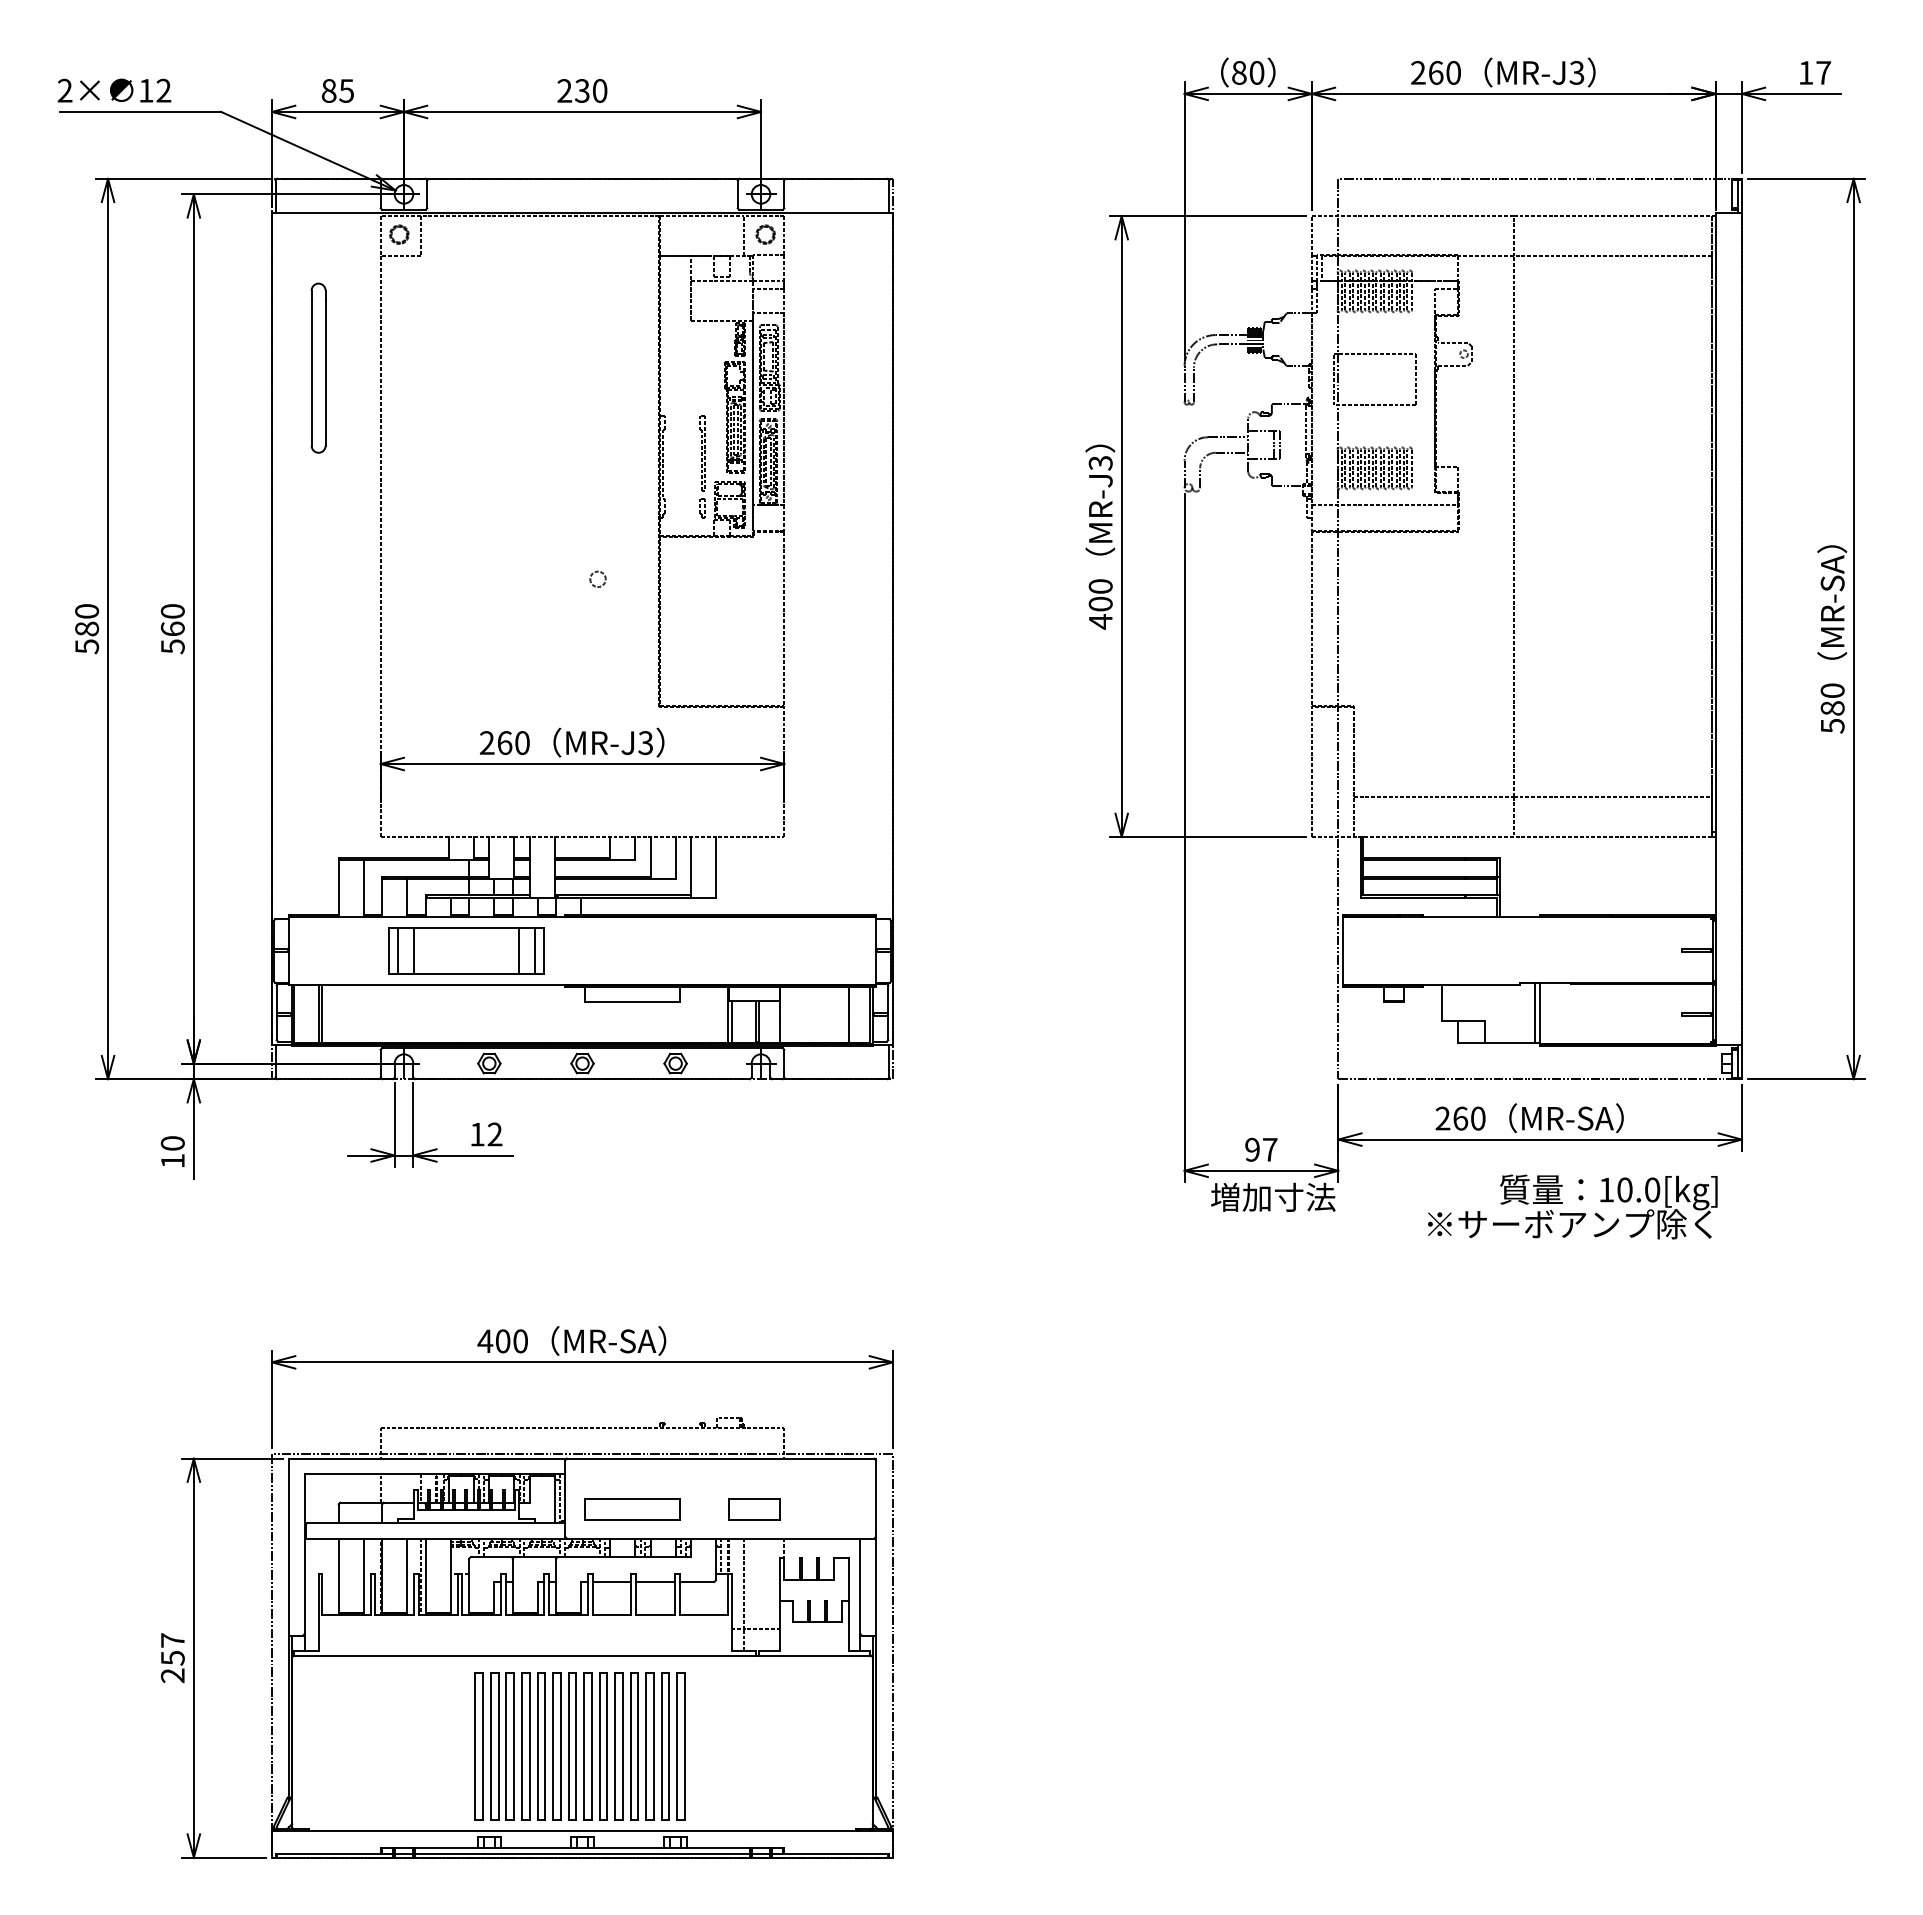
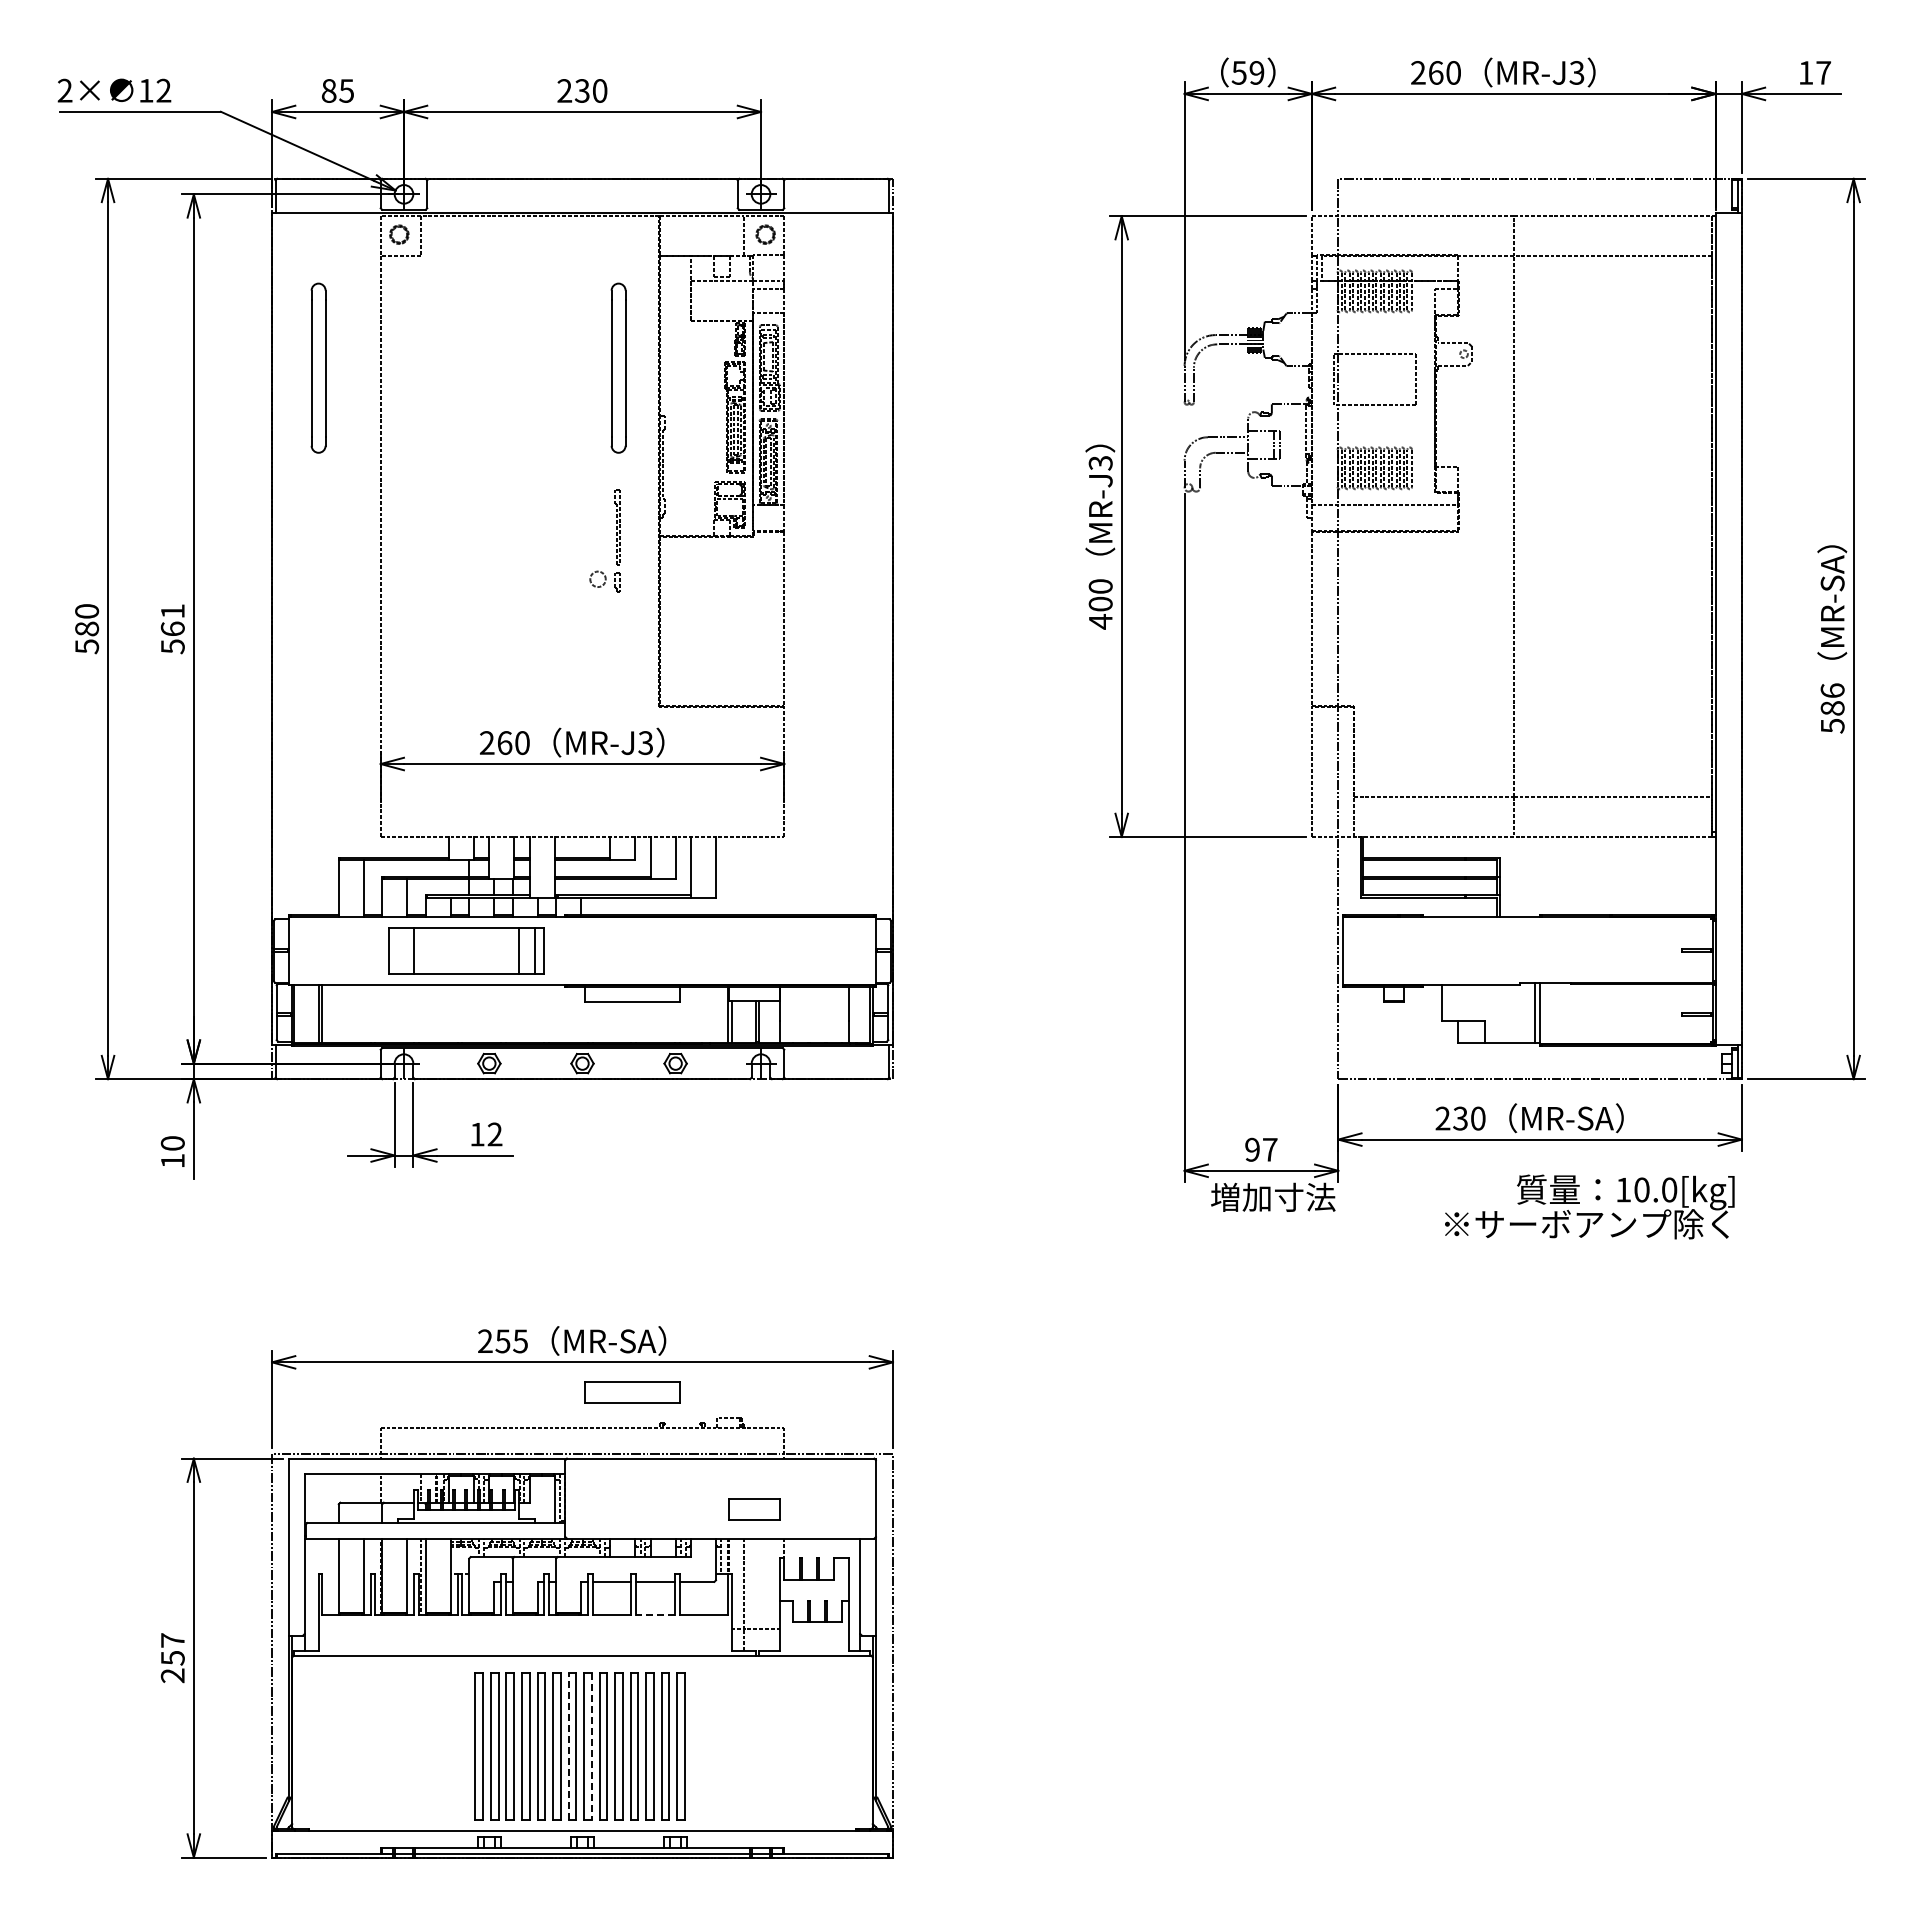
text: 80 -> 59 (1247, 72)
part: none -> present (618, 367)
part position: (702, 466) -> (617, 540) (617, 540)
text: 560 -> 561 (172, 611)
text: 580 -> 586 (1832, 690)
line: present -> none (398, 950)
text: 260 -> 230 (1460, 1118)
text position: (1572, 1206) -> (1589, 1206) (1589, 1206)
text: 400 -> 255 (502, 1341)
part position: (632, 1509) -> (632, 1392) (632, 1392)
line: solid -> dashed (654, 1615)
line: solid -> dashed (568, 1746)
line: solid -> dashed (591, 1746)
